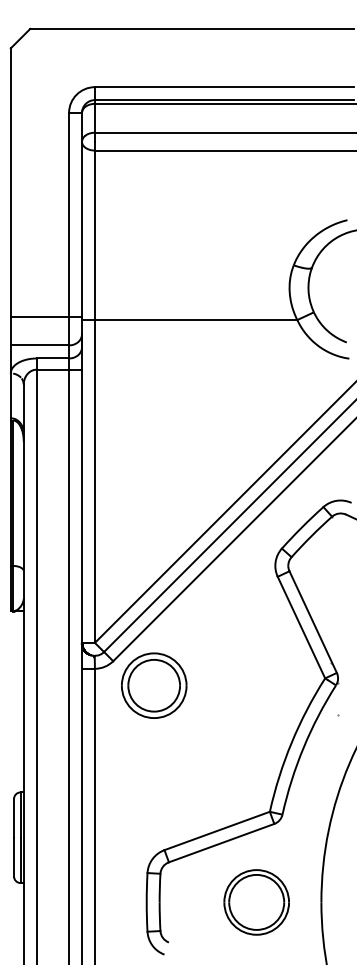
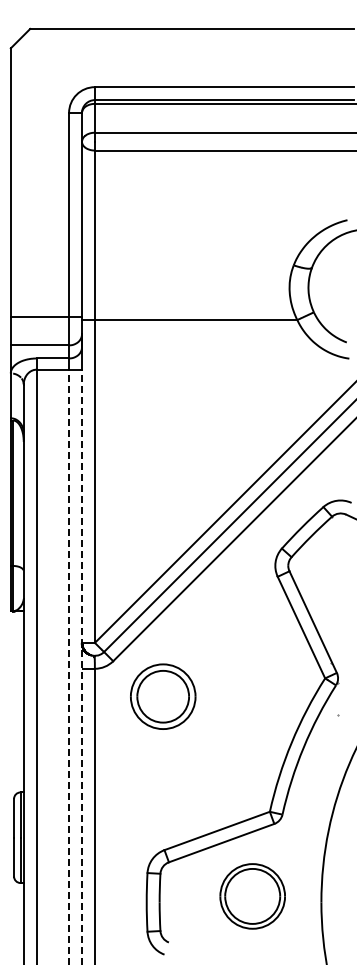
line: solid -> dashed (69, 666)
line: solid -> dashed (82, 666)
part position: (154, 685) -> (163, 696) (163, 696)
part position: (256, 902) -> (252, 896) (252, 896)
